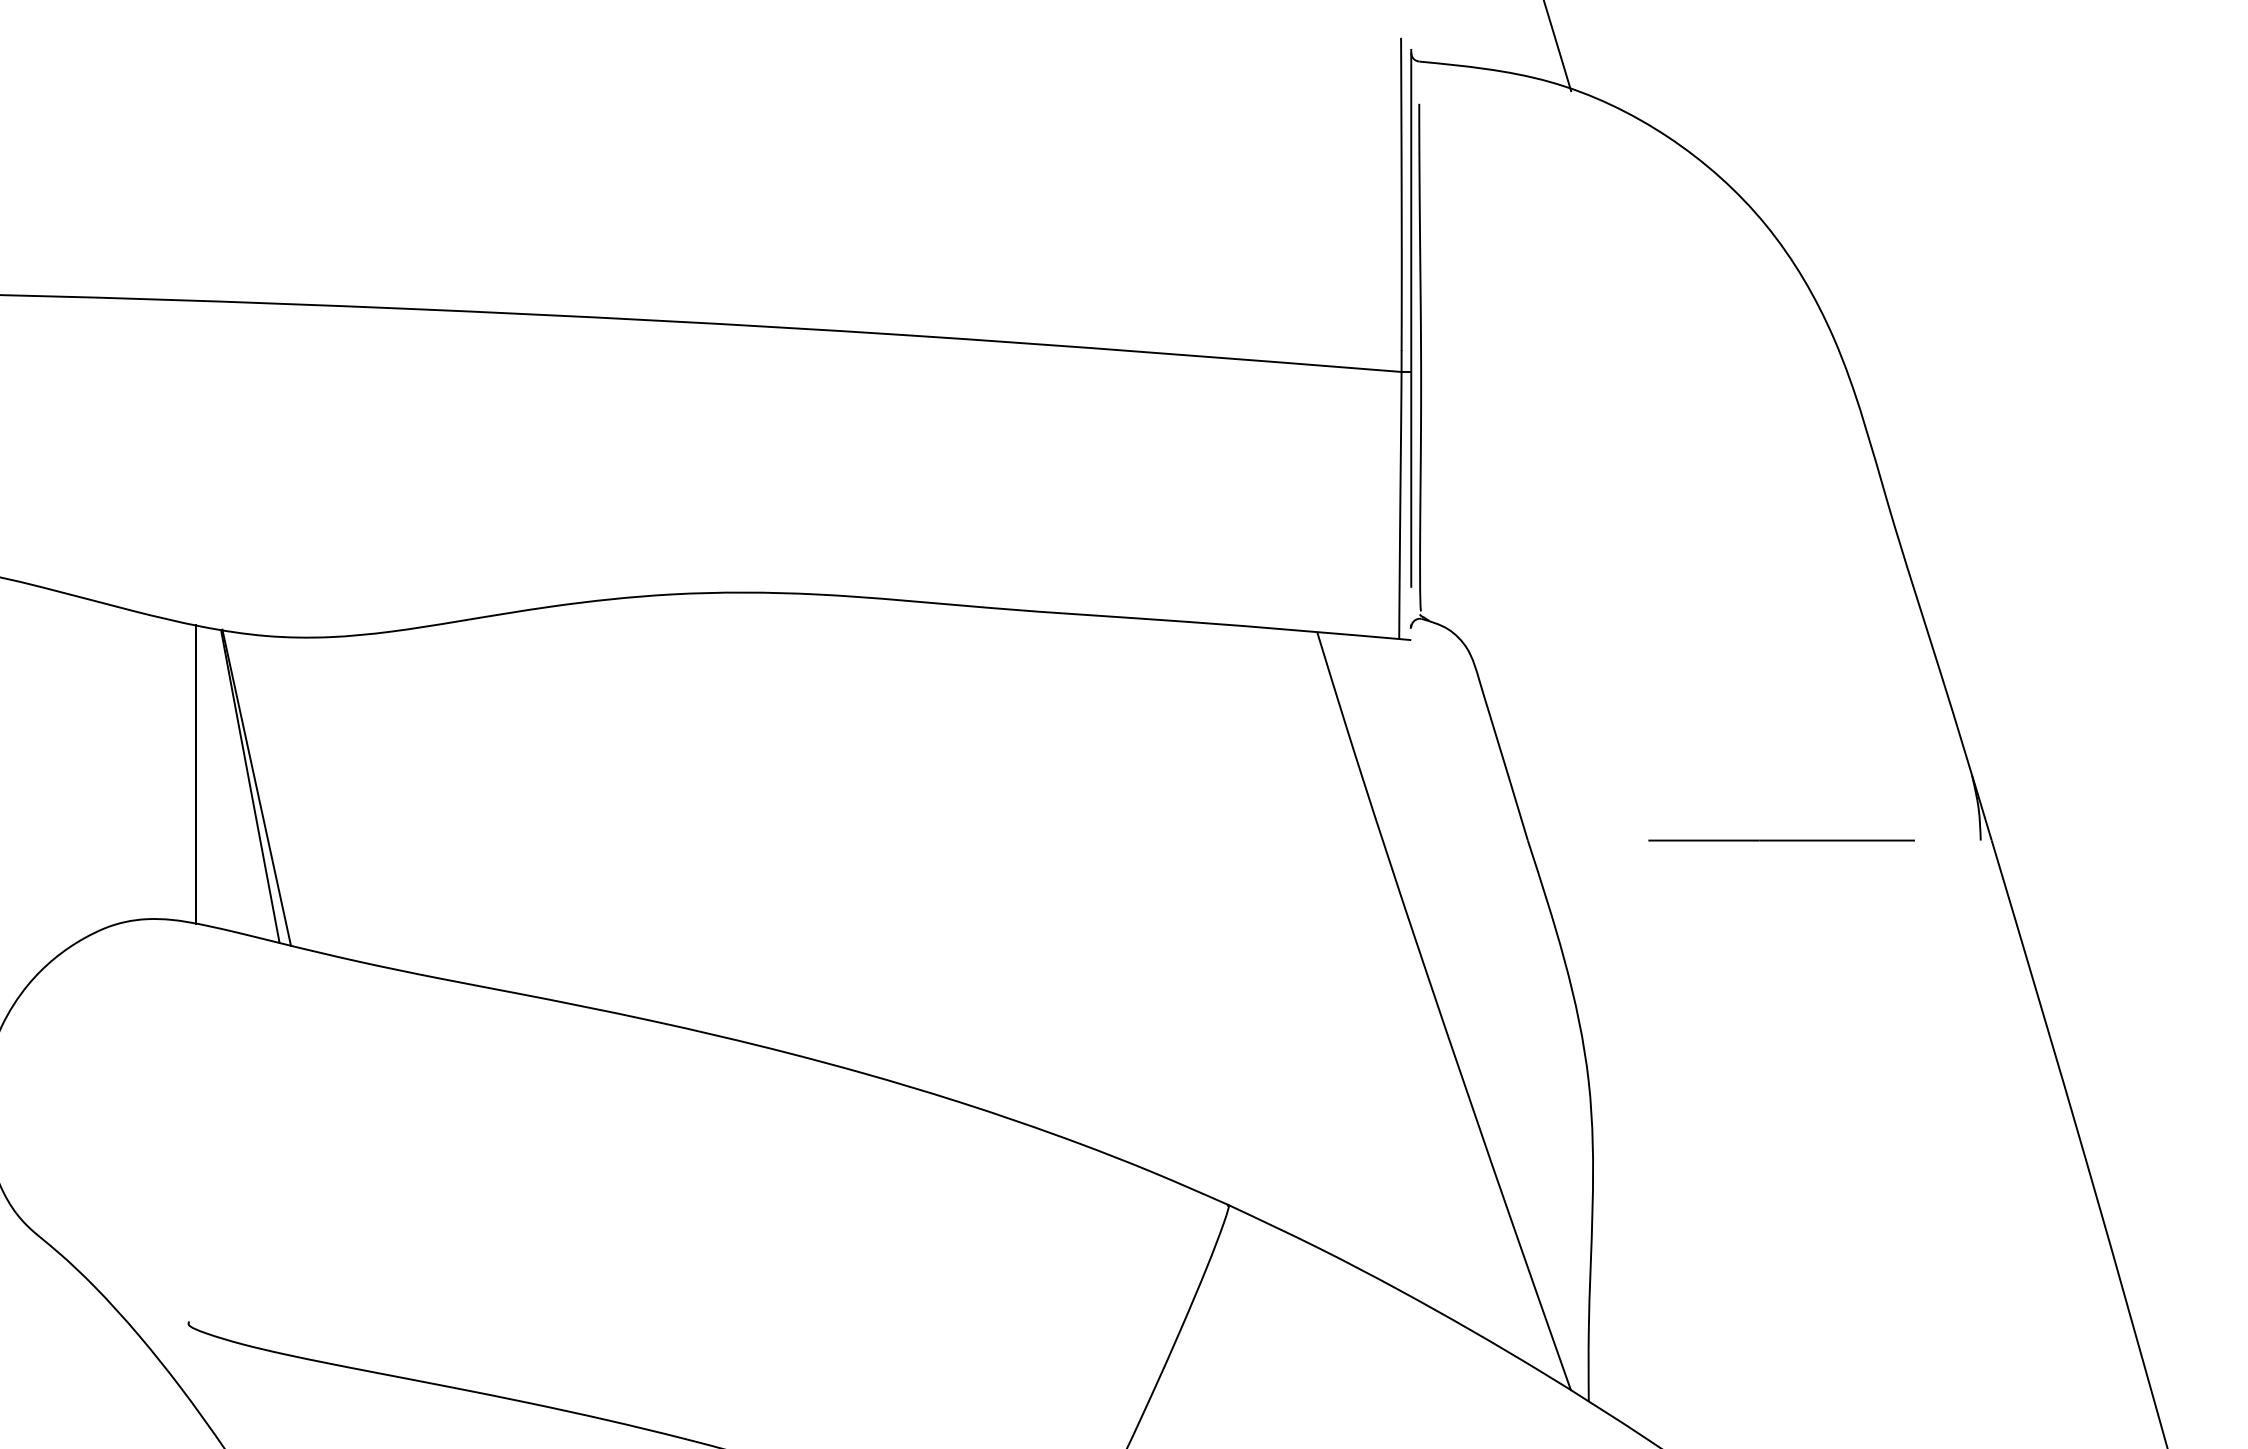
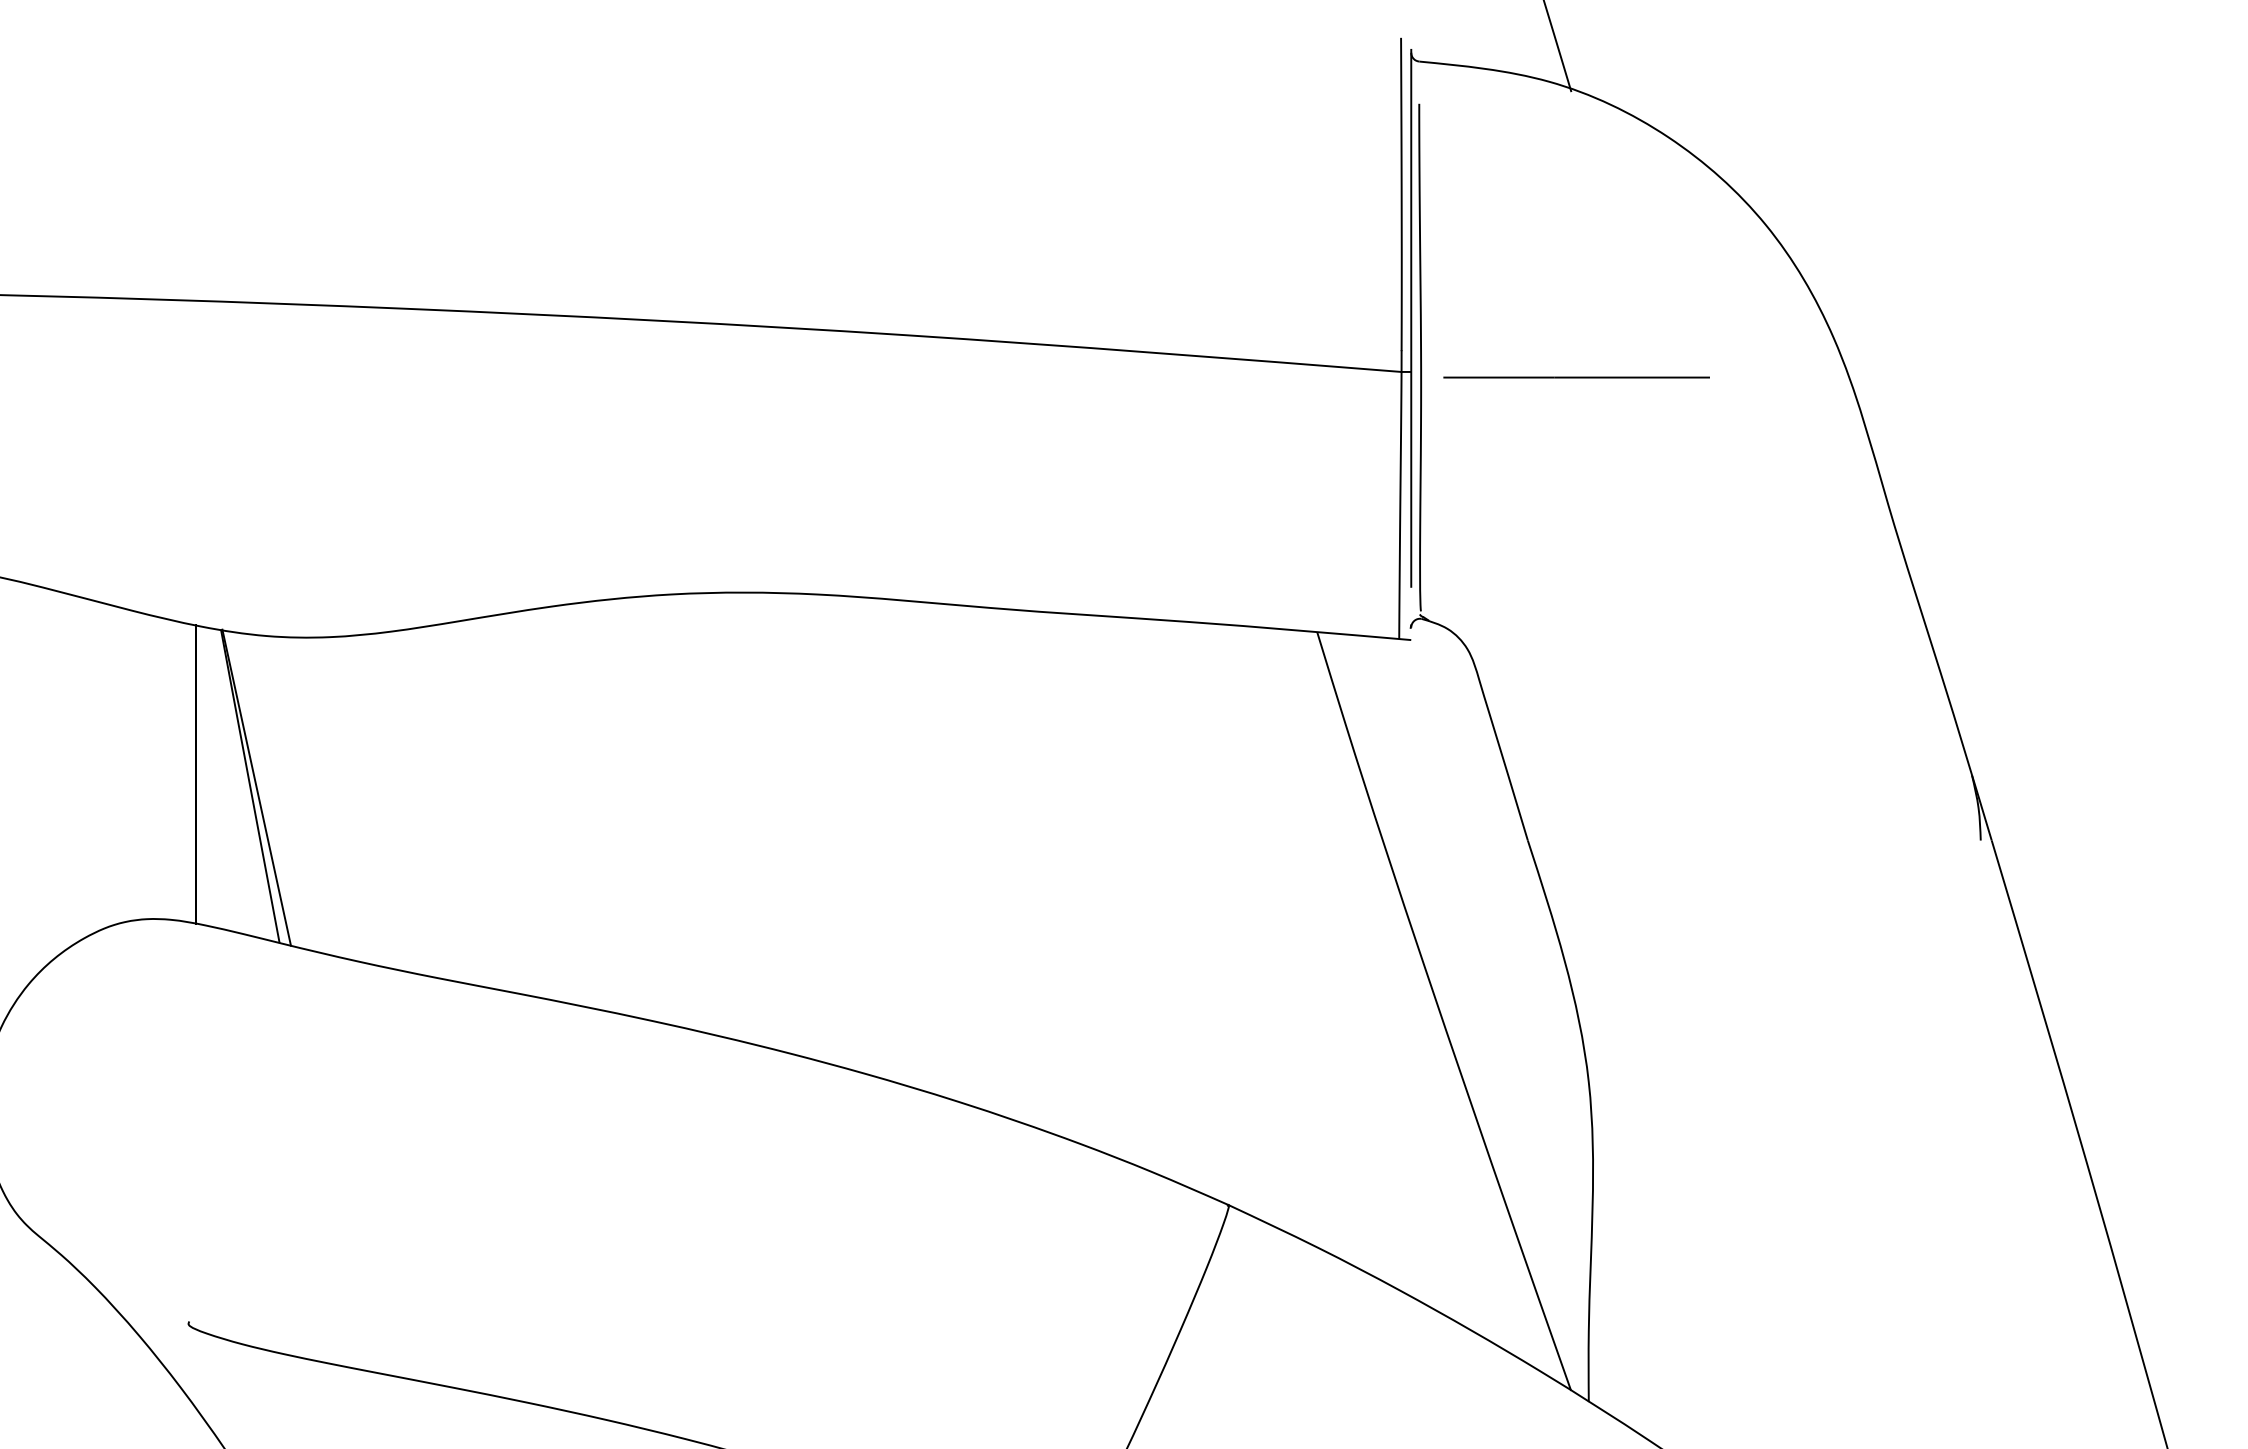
line position: (1781, 840) -> (1576, 377) (1576, 377)
